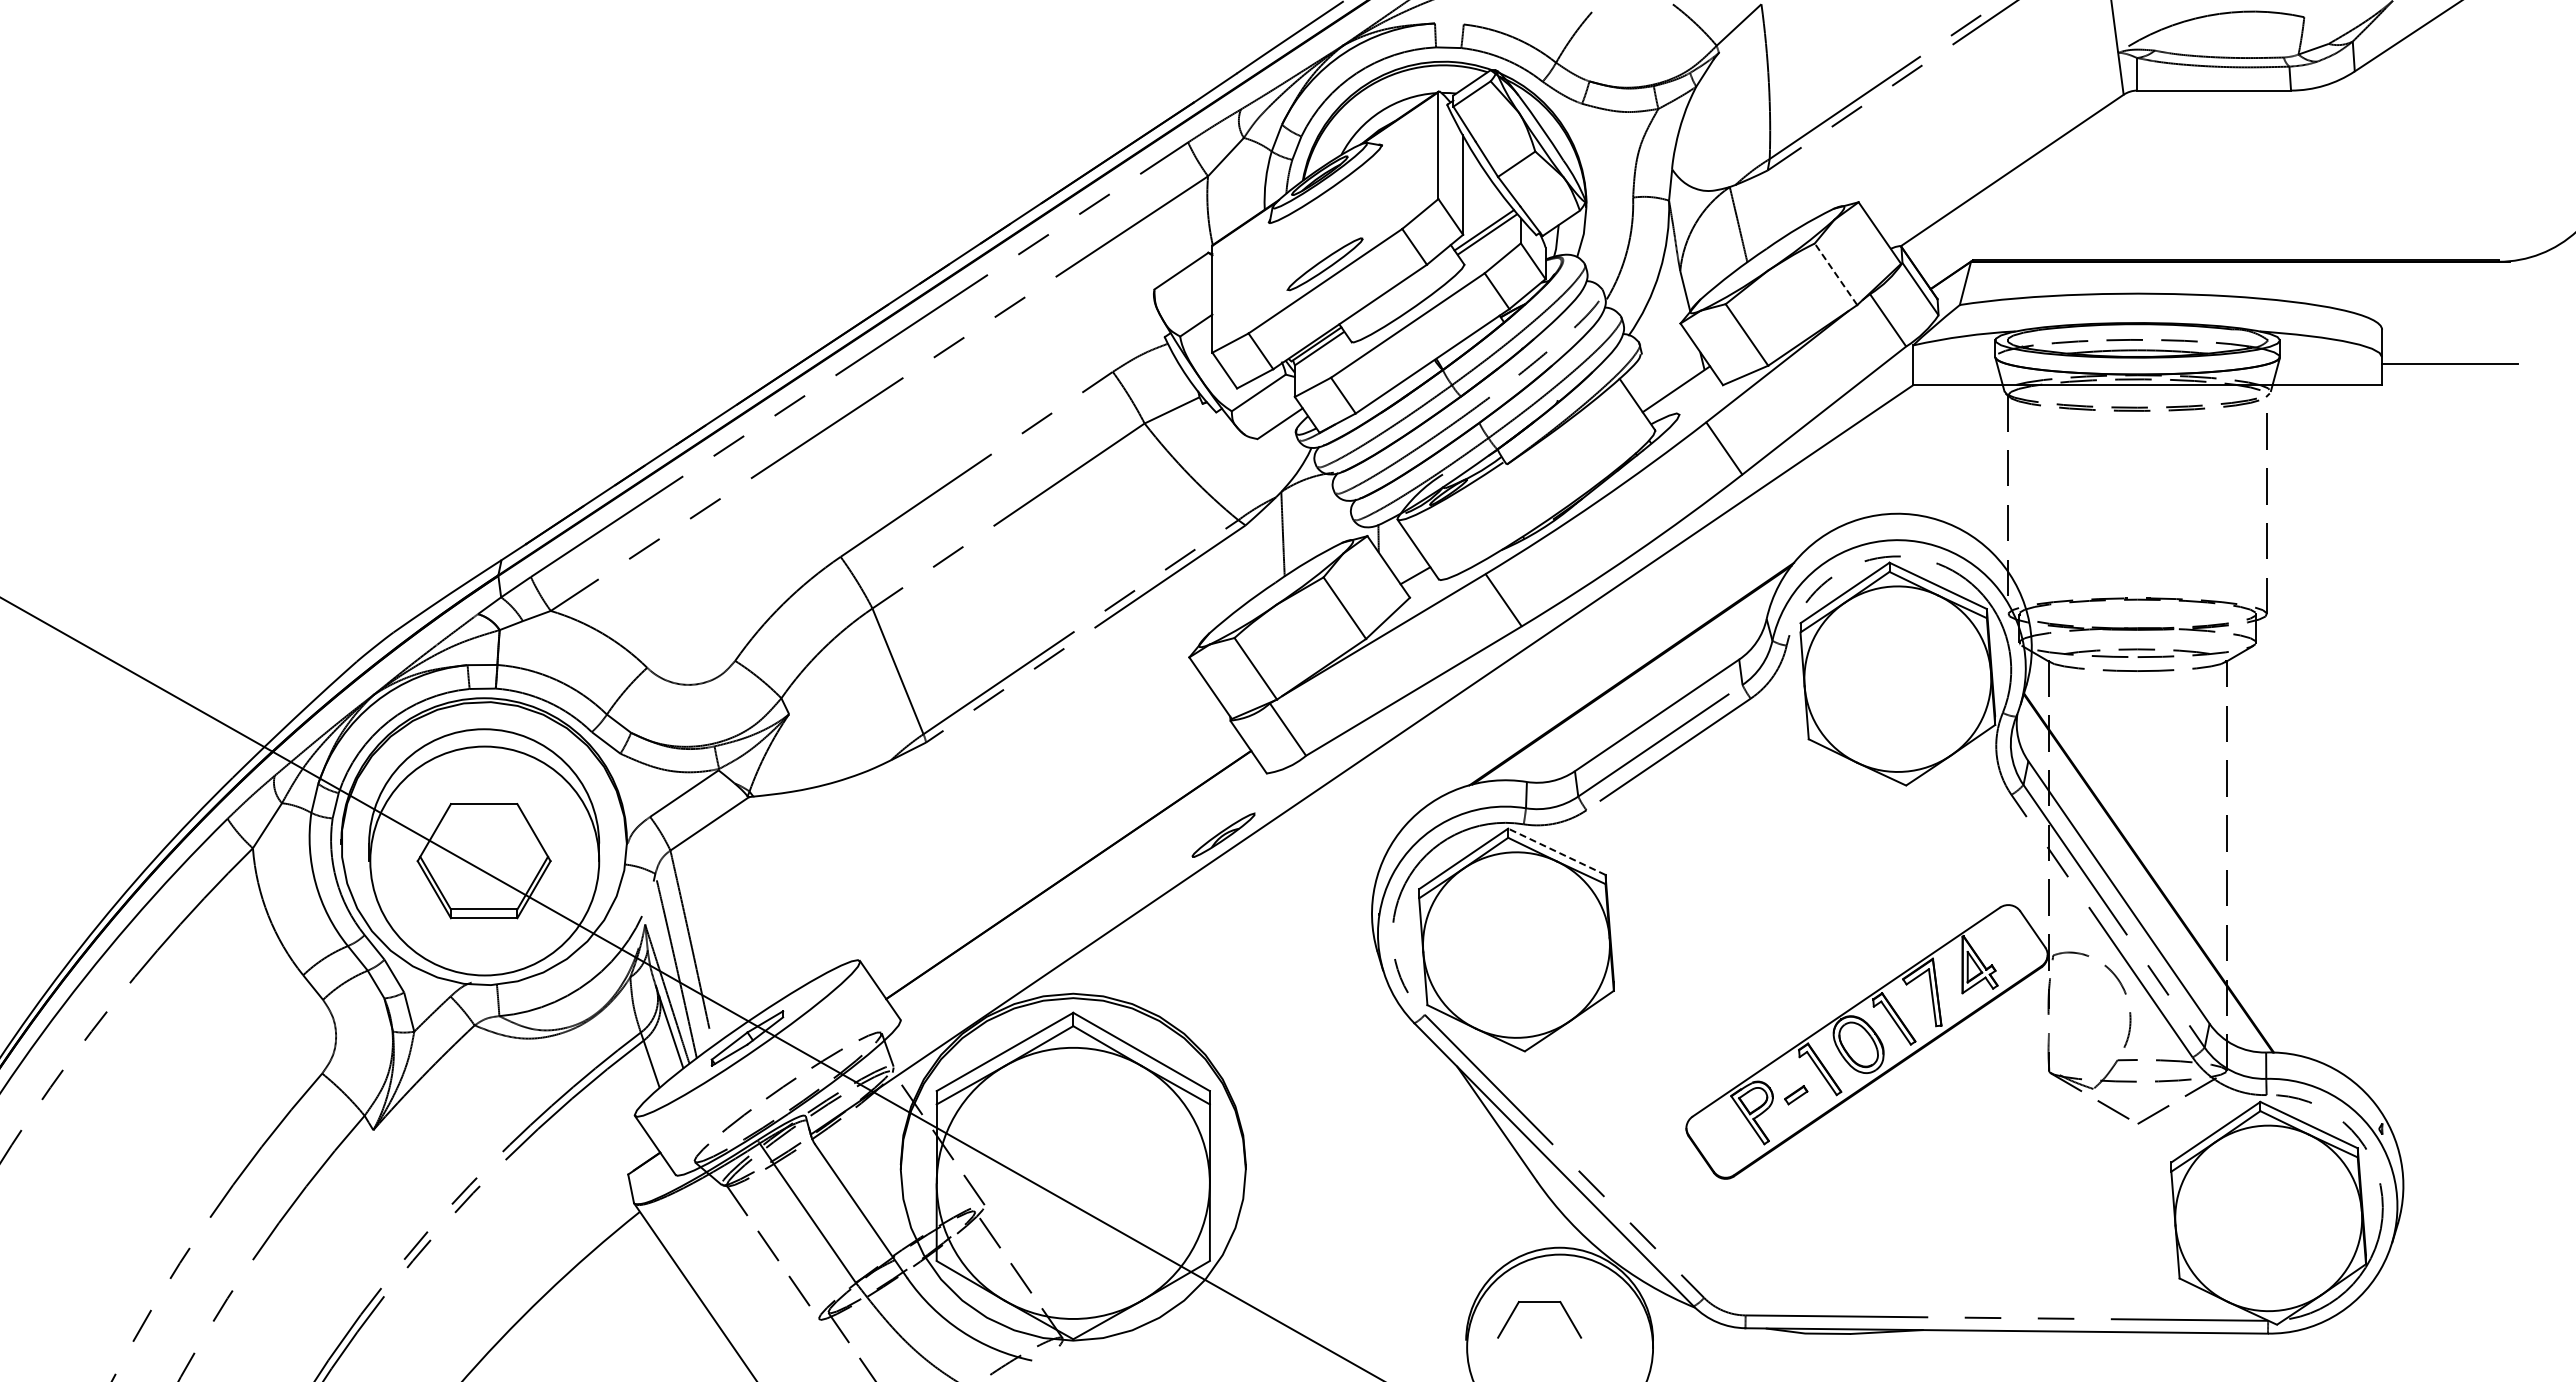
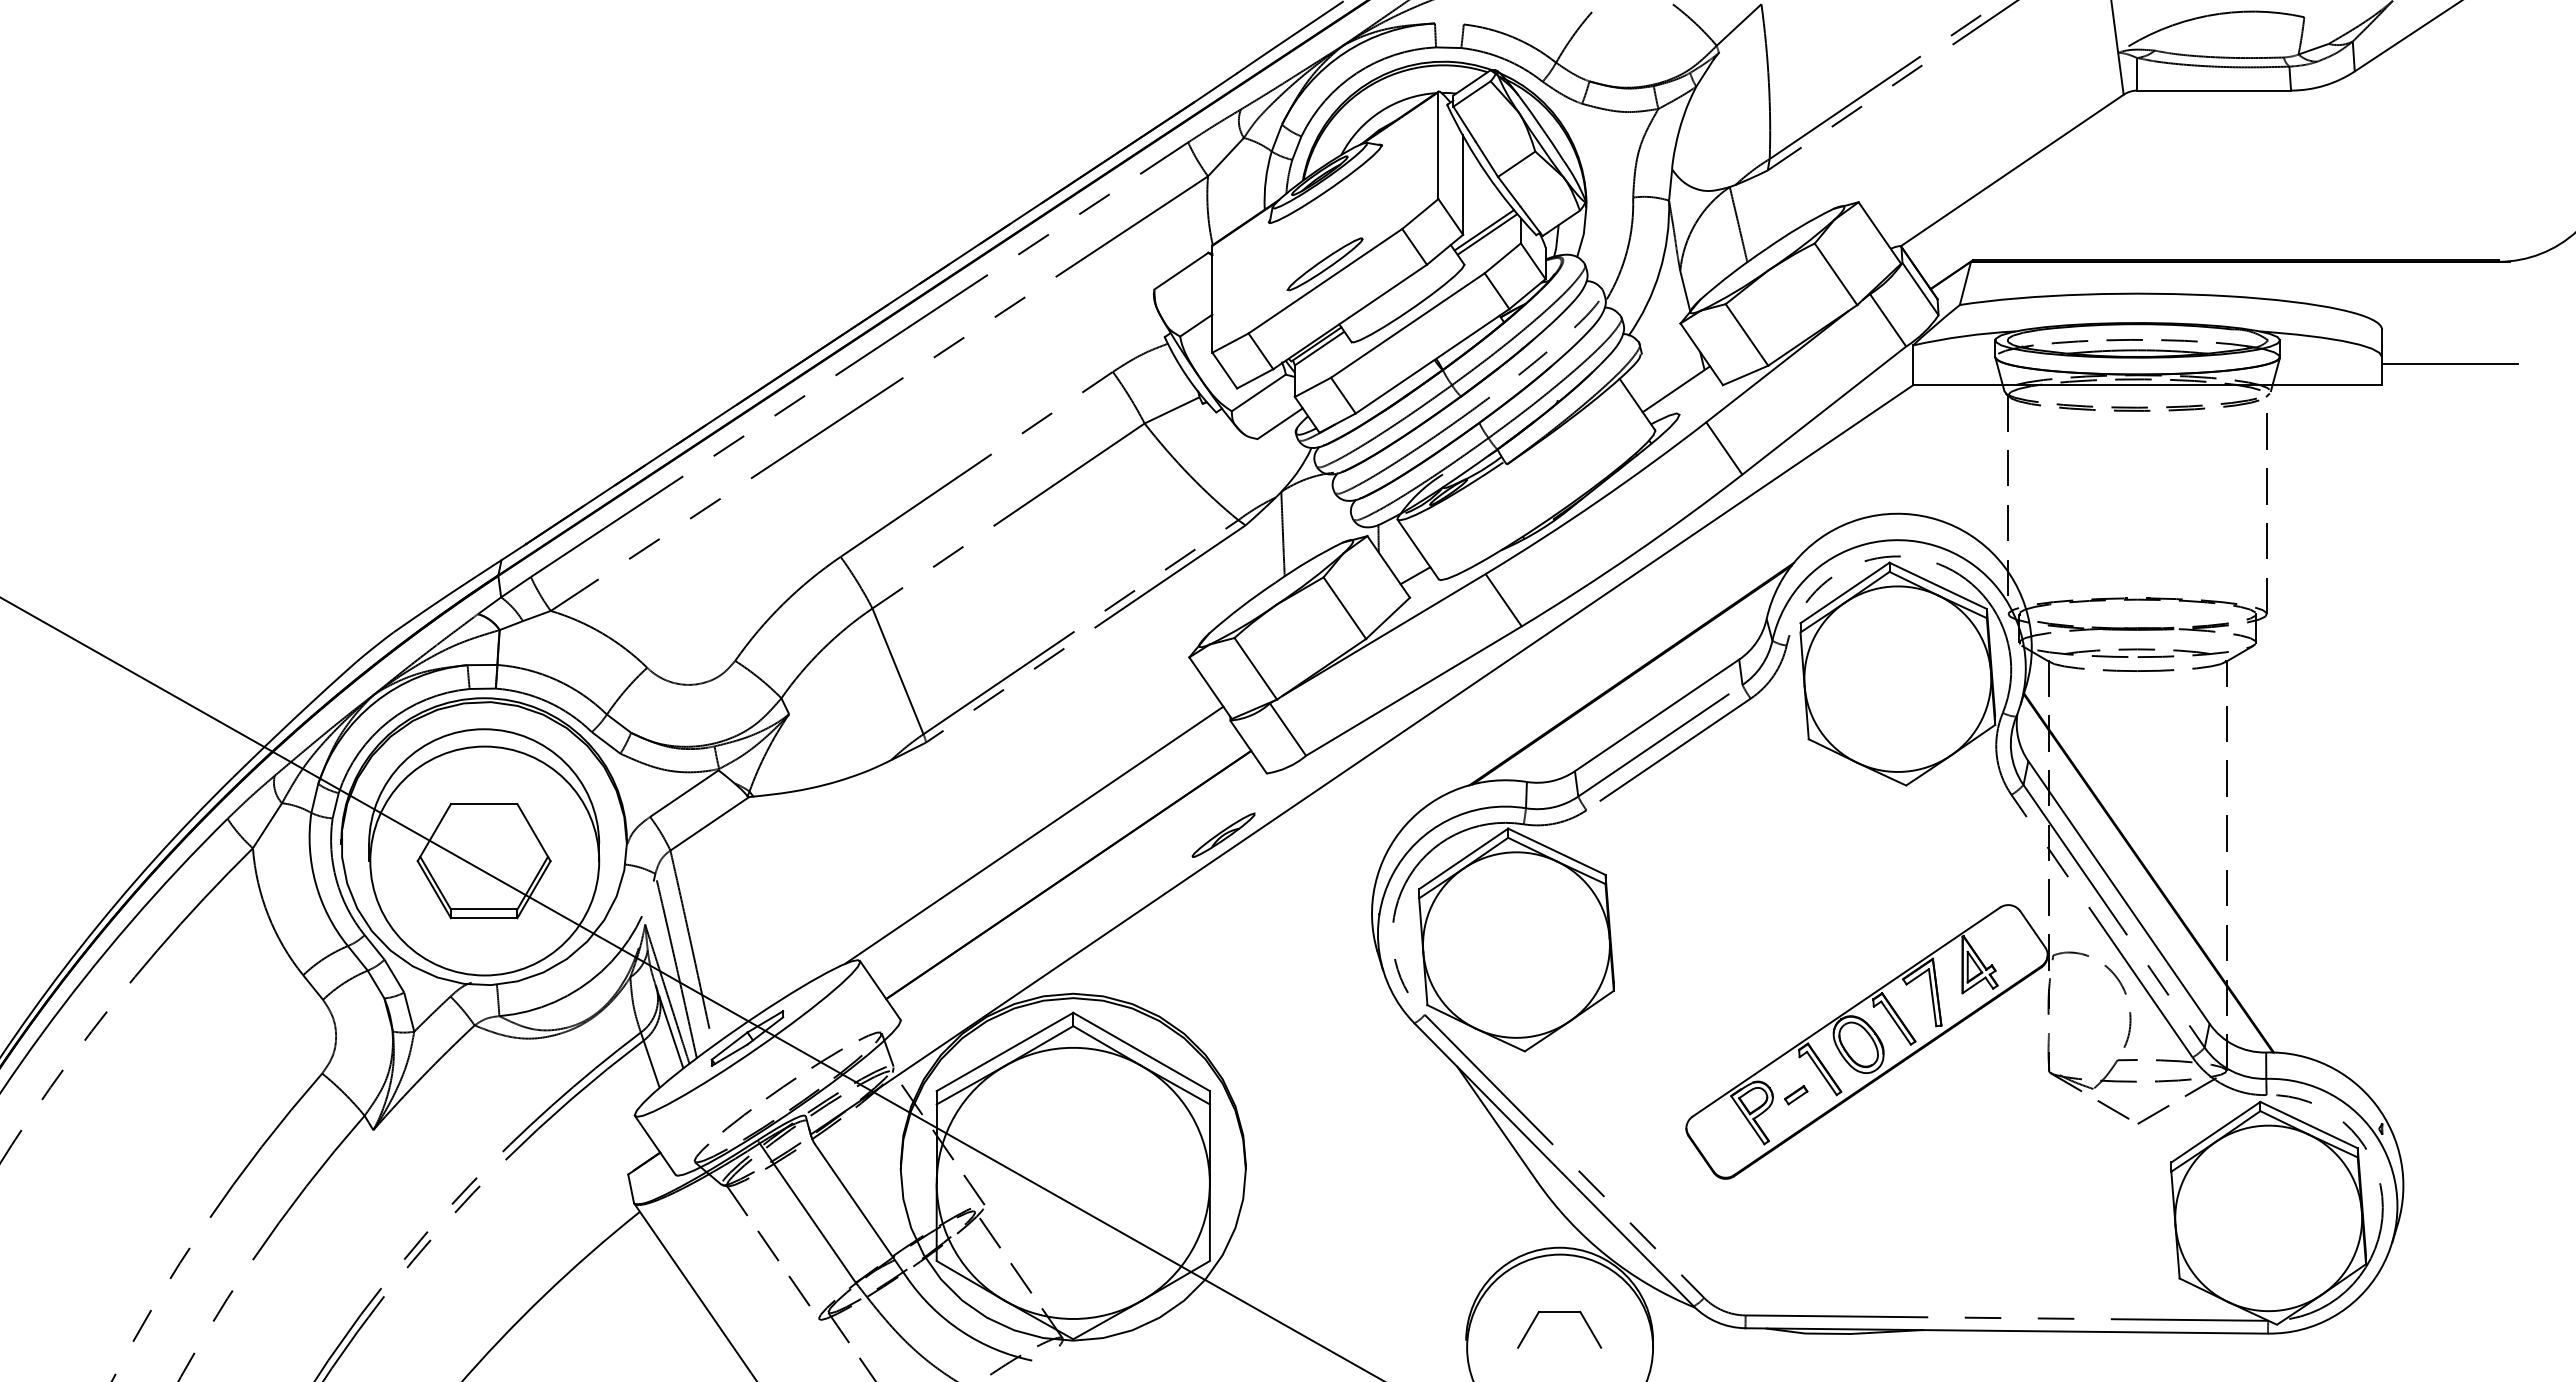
line: dashed -> solid (1835, 273)
line: none -> present (1034, 834)
line: dashed -> solid (1556, 851)
part position: (1539, 1302) -> (1559, 1312) (1559, 1312)
